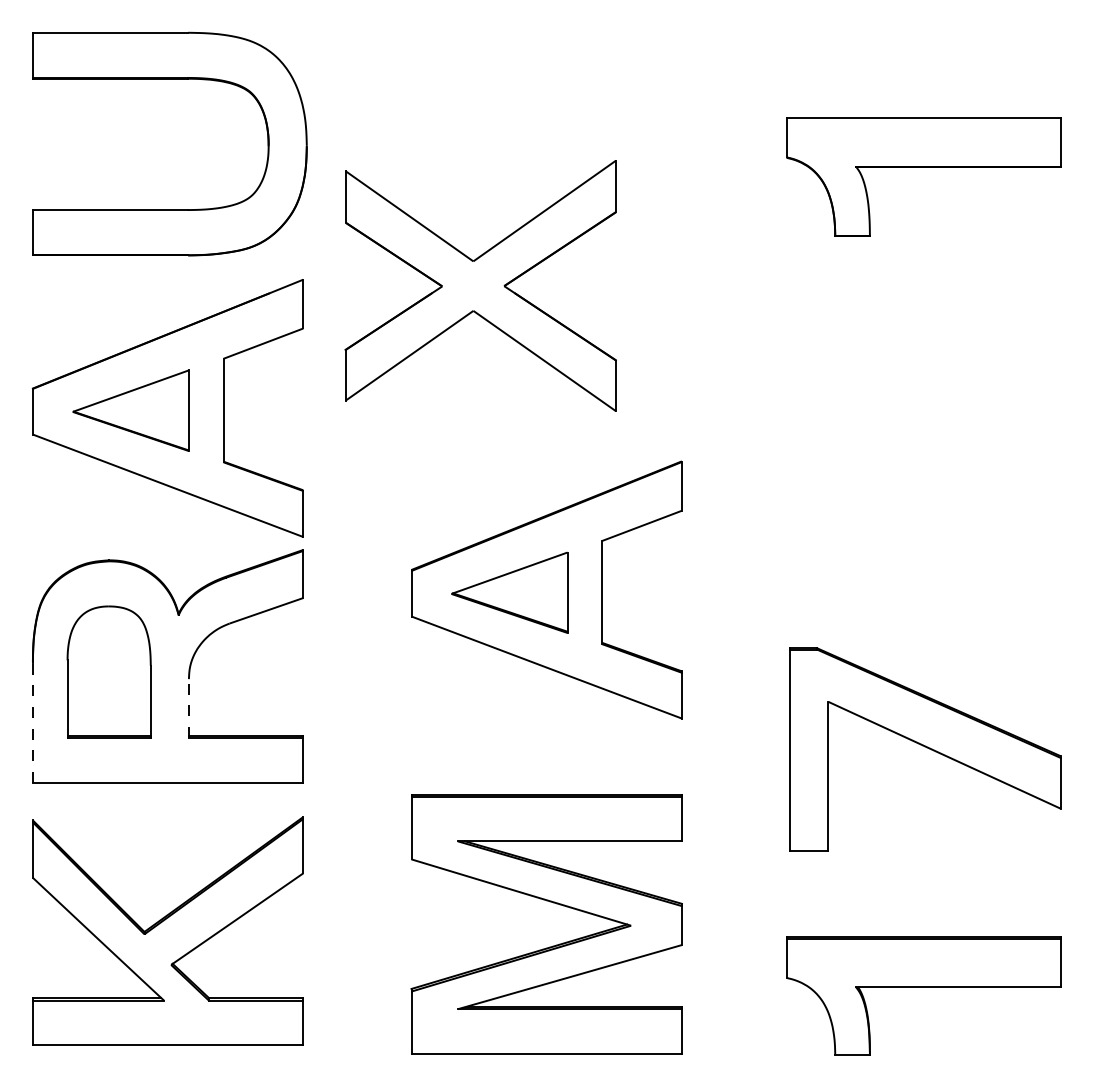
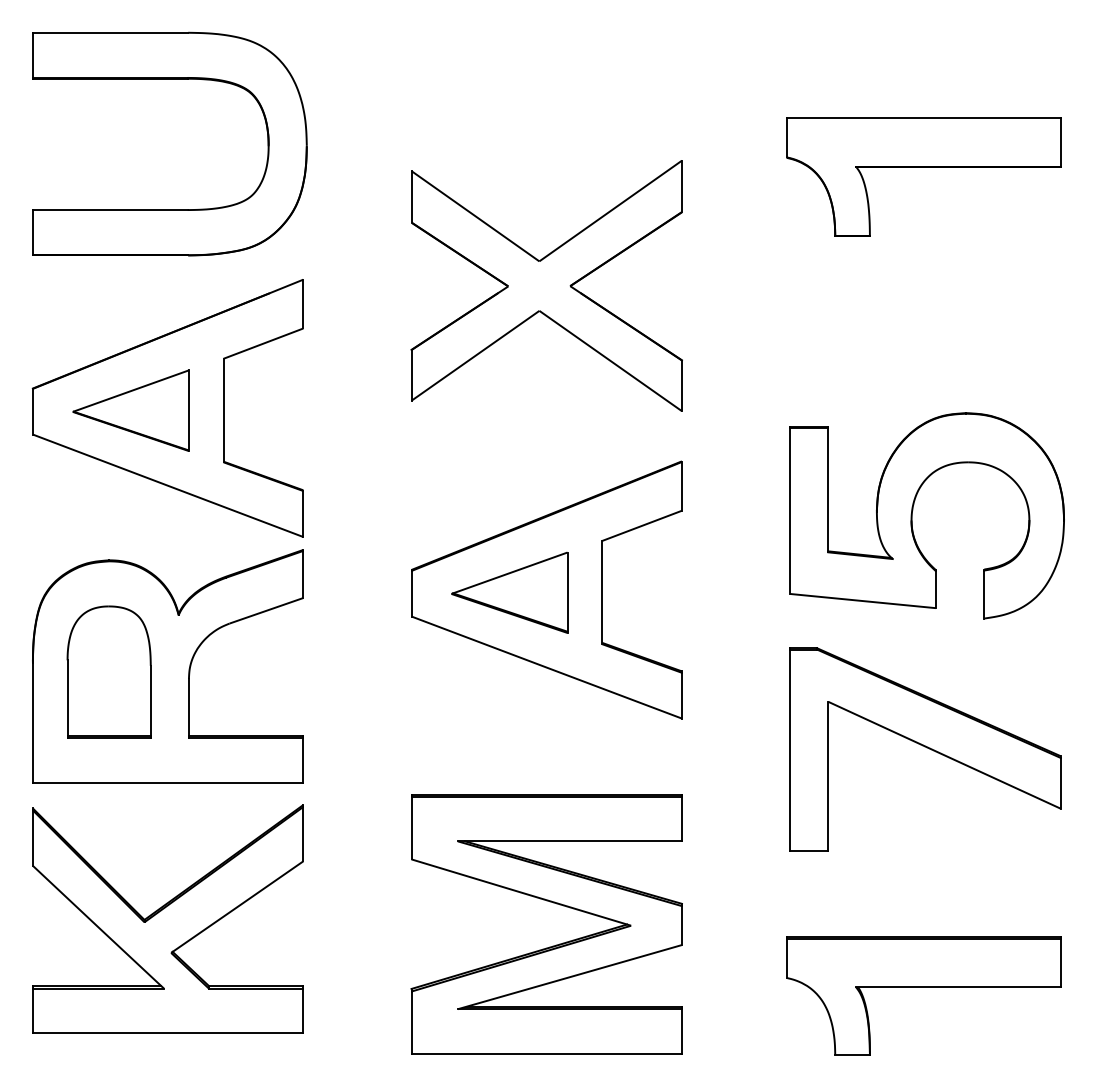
part position: (480, 285) -> (546, 285) (546, 285)
part: none -> present (913, 510)
line: dashed -> solid (188, 708)
line: dashed -> solid (32, 722)
part position: (167, 930) -> (167, 918) (167, 918)
